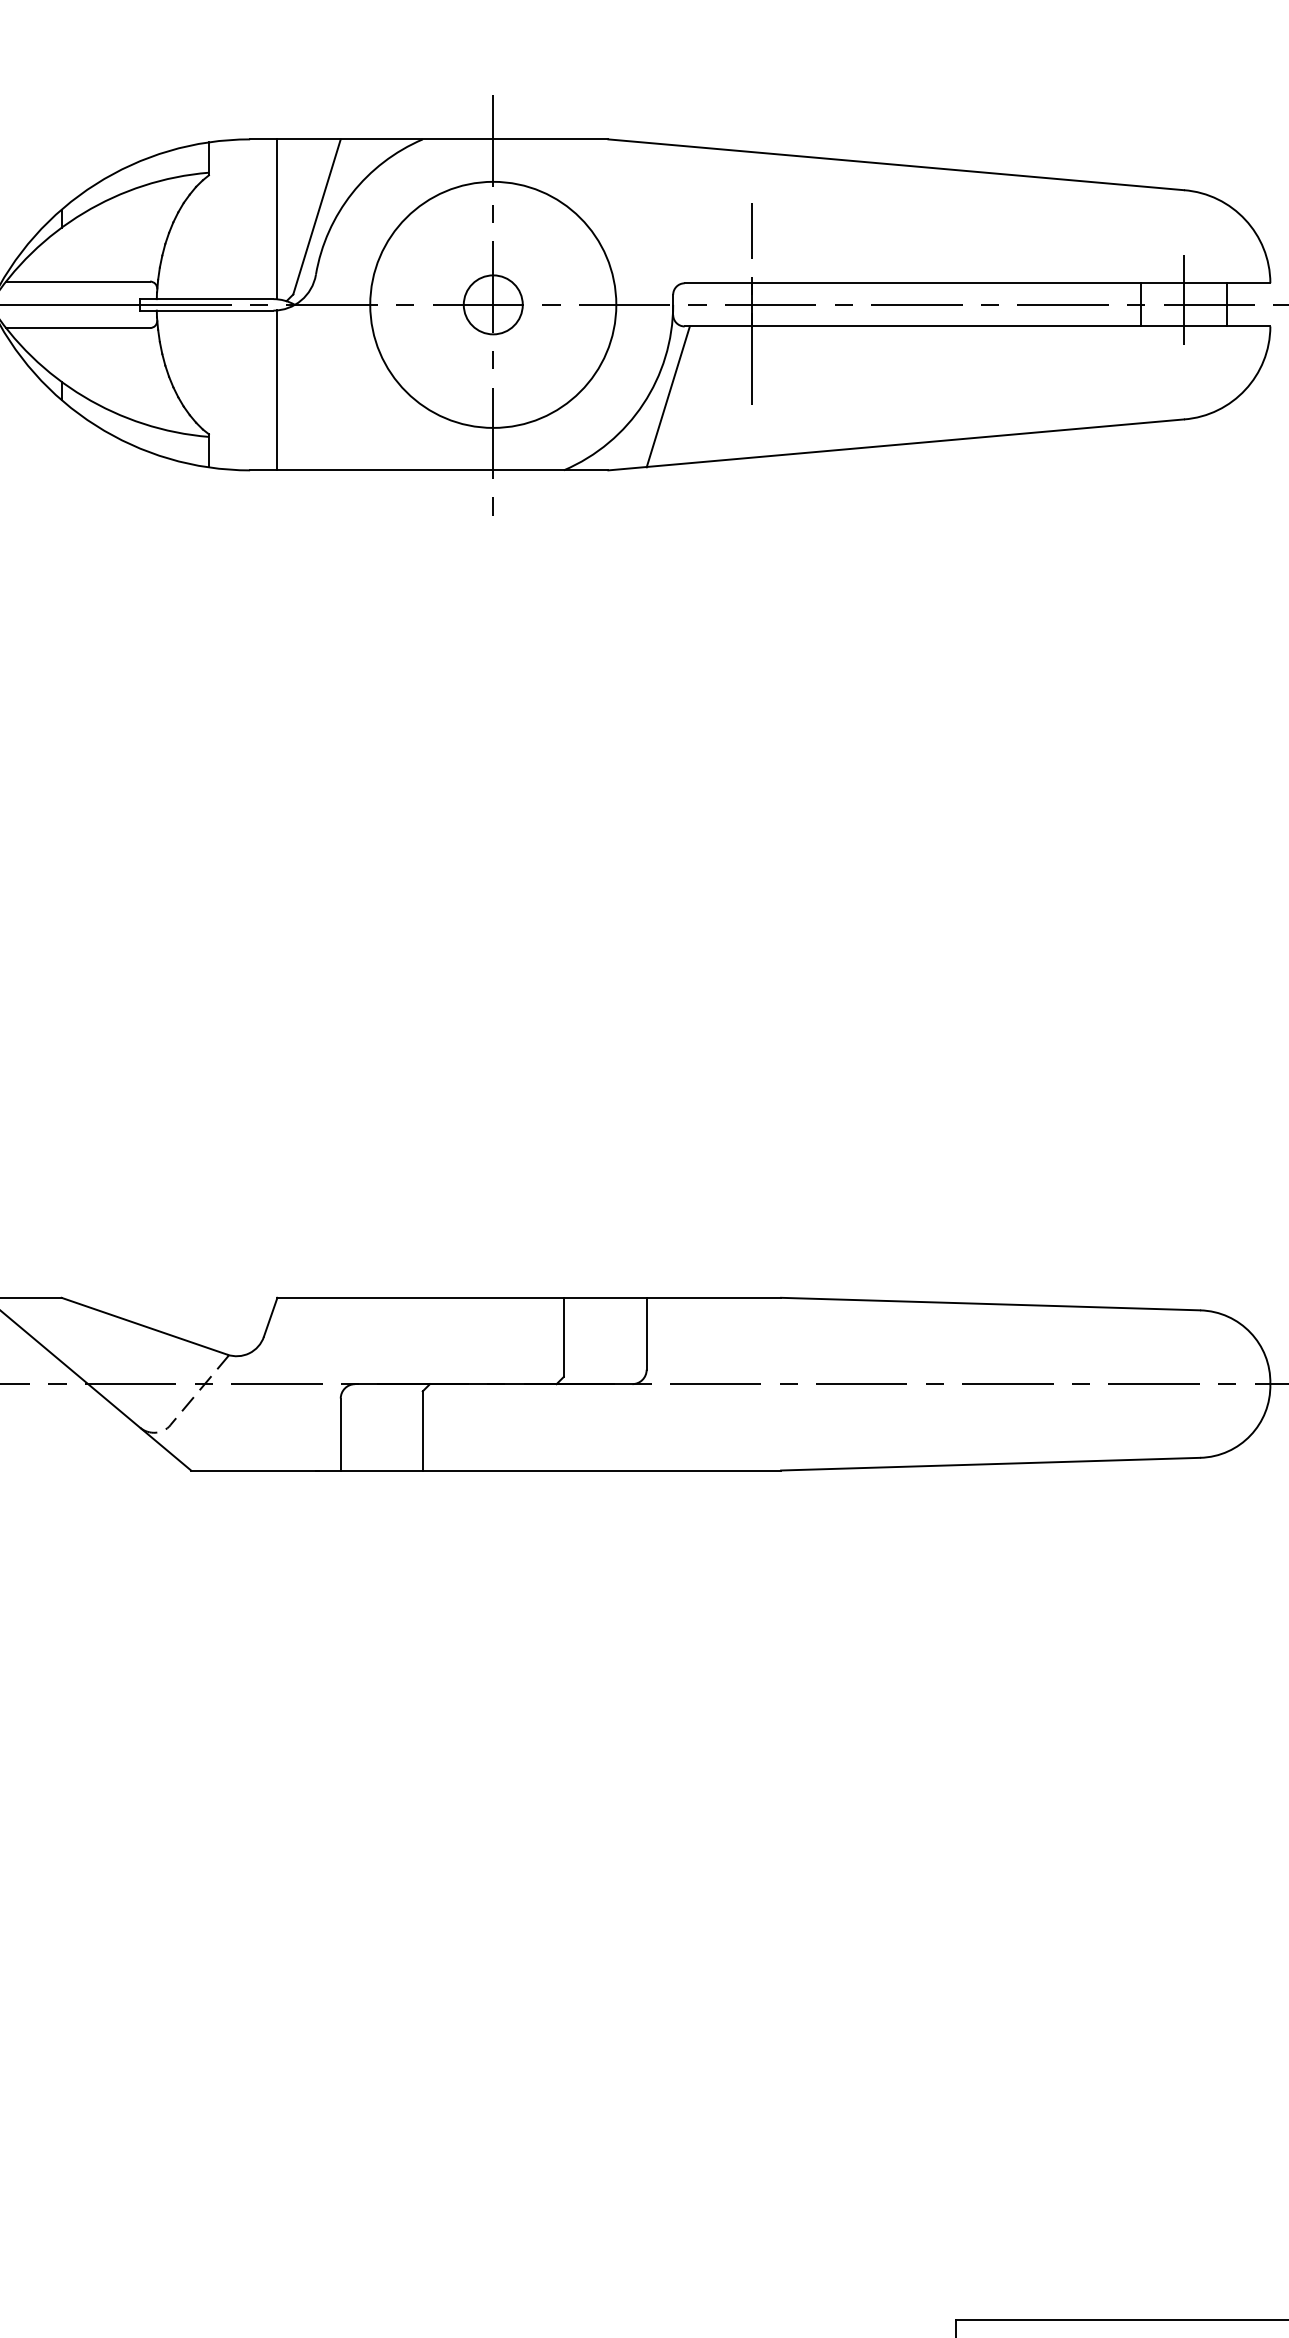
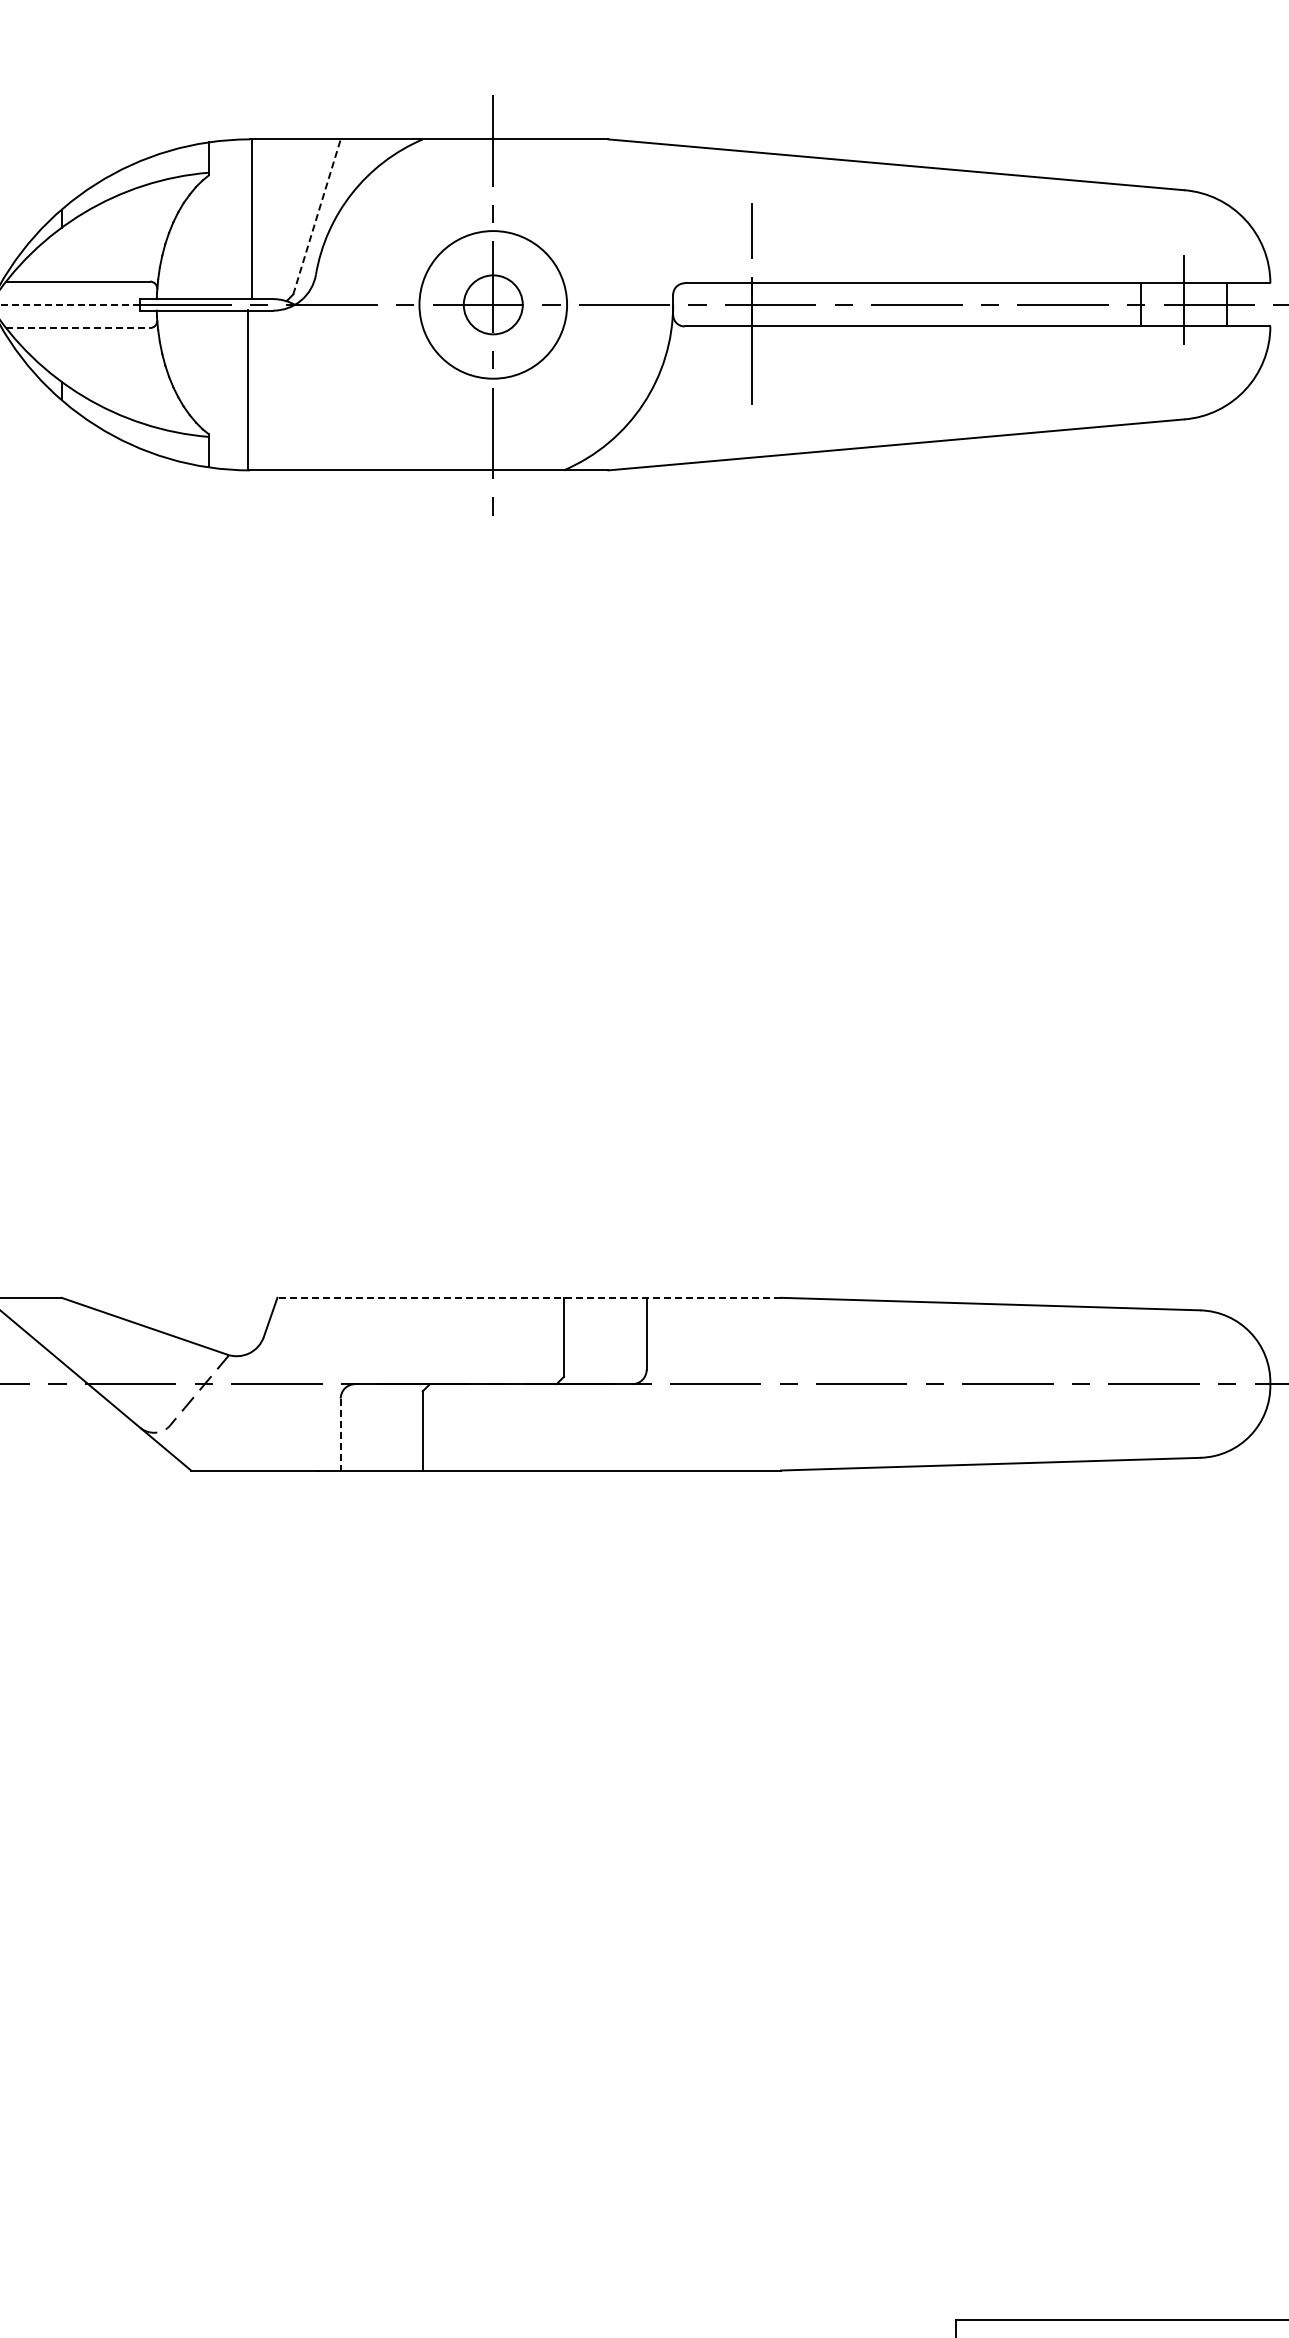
line: solid -> dashed (317, 216)
line position: (277, 219) -> (252, 219) (252, 219)
line: solid -> dashed (70, 304)
circle diameter: 246 px -> 148 px (493, 304)
line: solid -> dashed (78, 328)
line position: (277, 390) -> (248, 390) (248, 390)
line: present -> none (667, 396)
line: solid -> dashed (529, 1297)
line: solid -> dashed (340, 1434)
